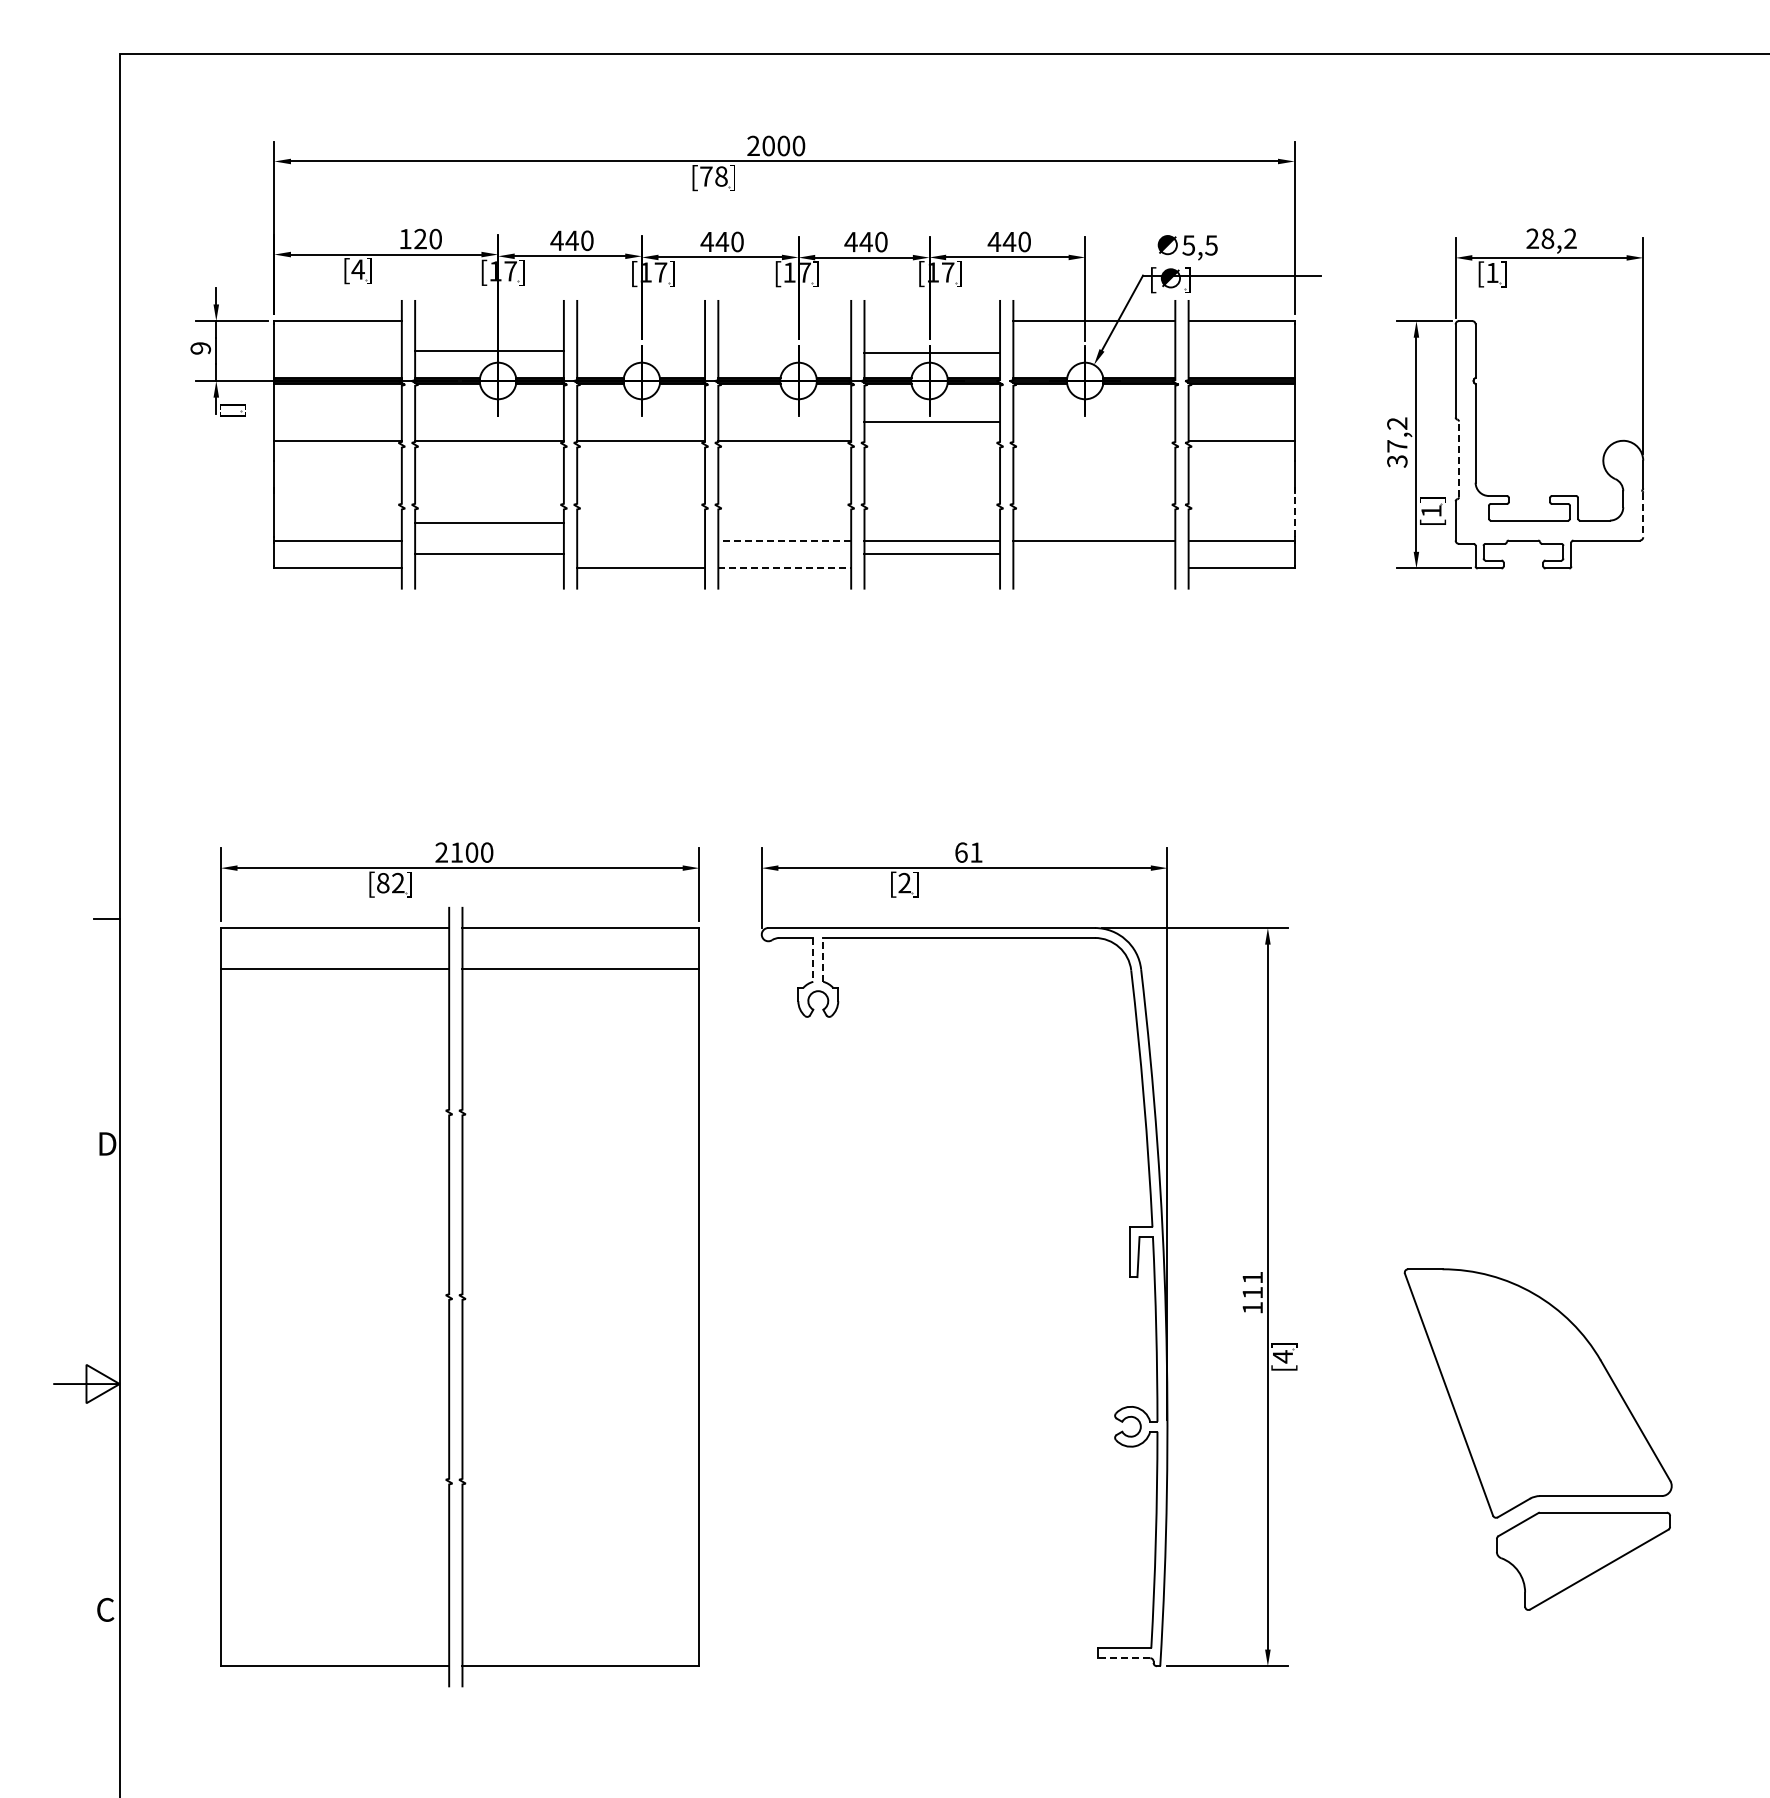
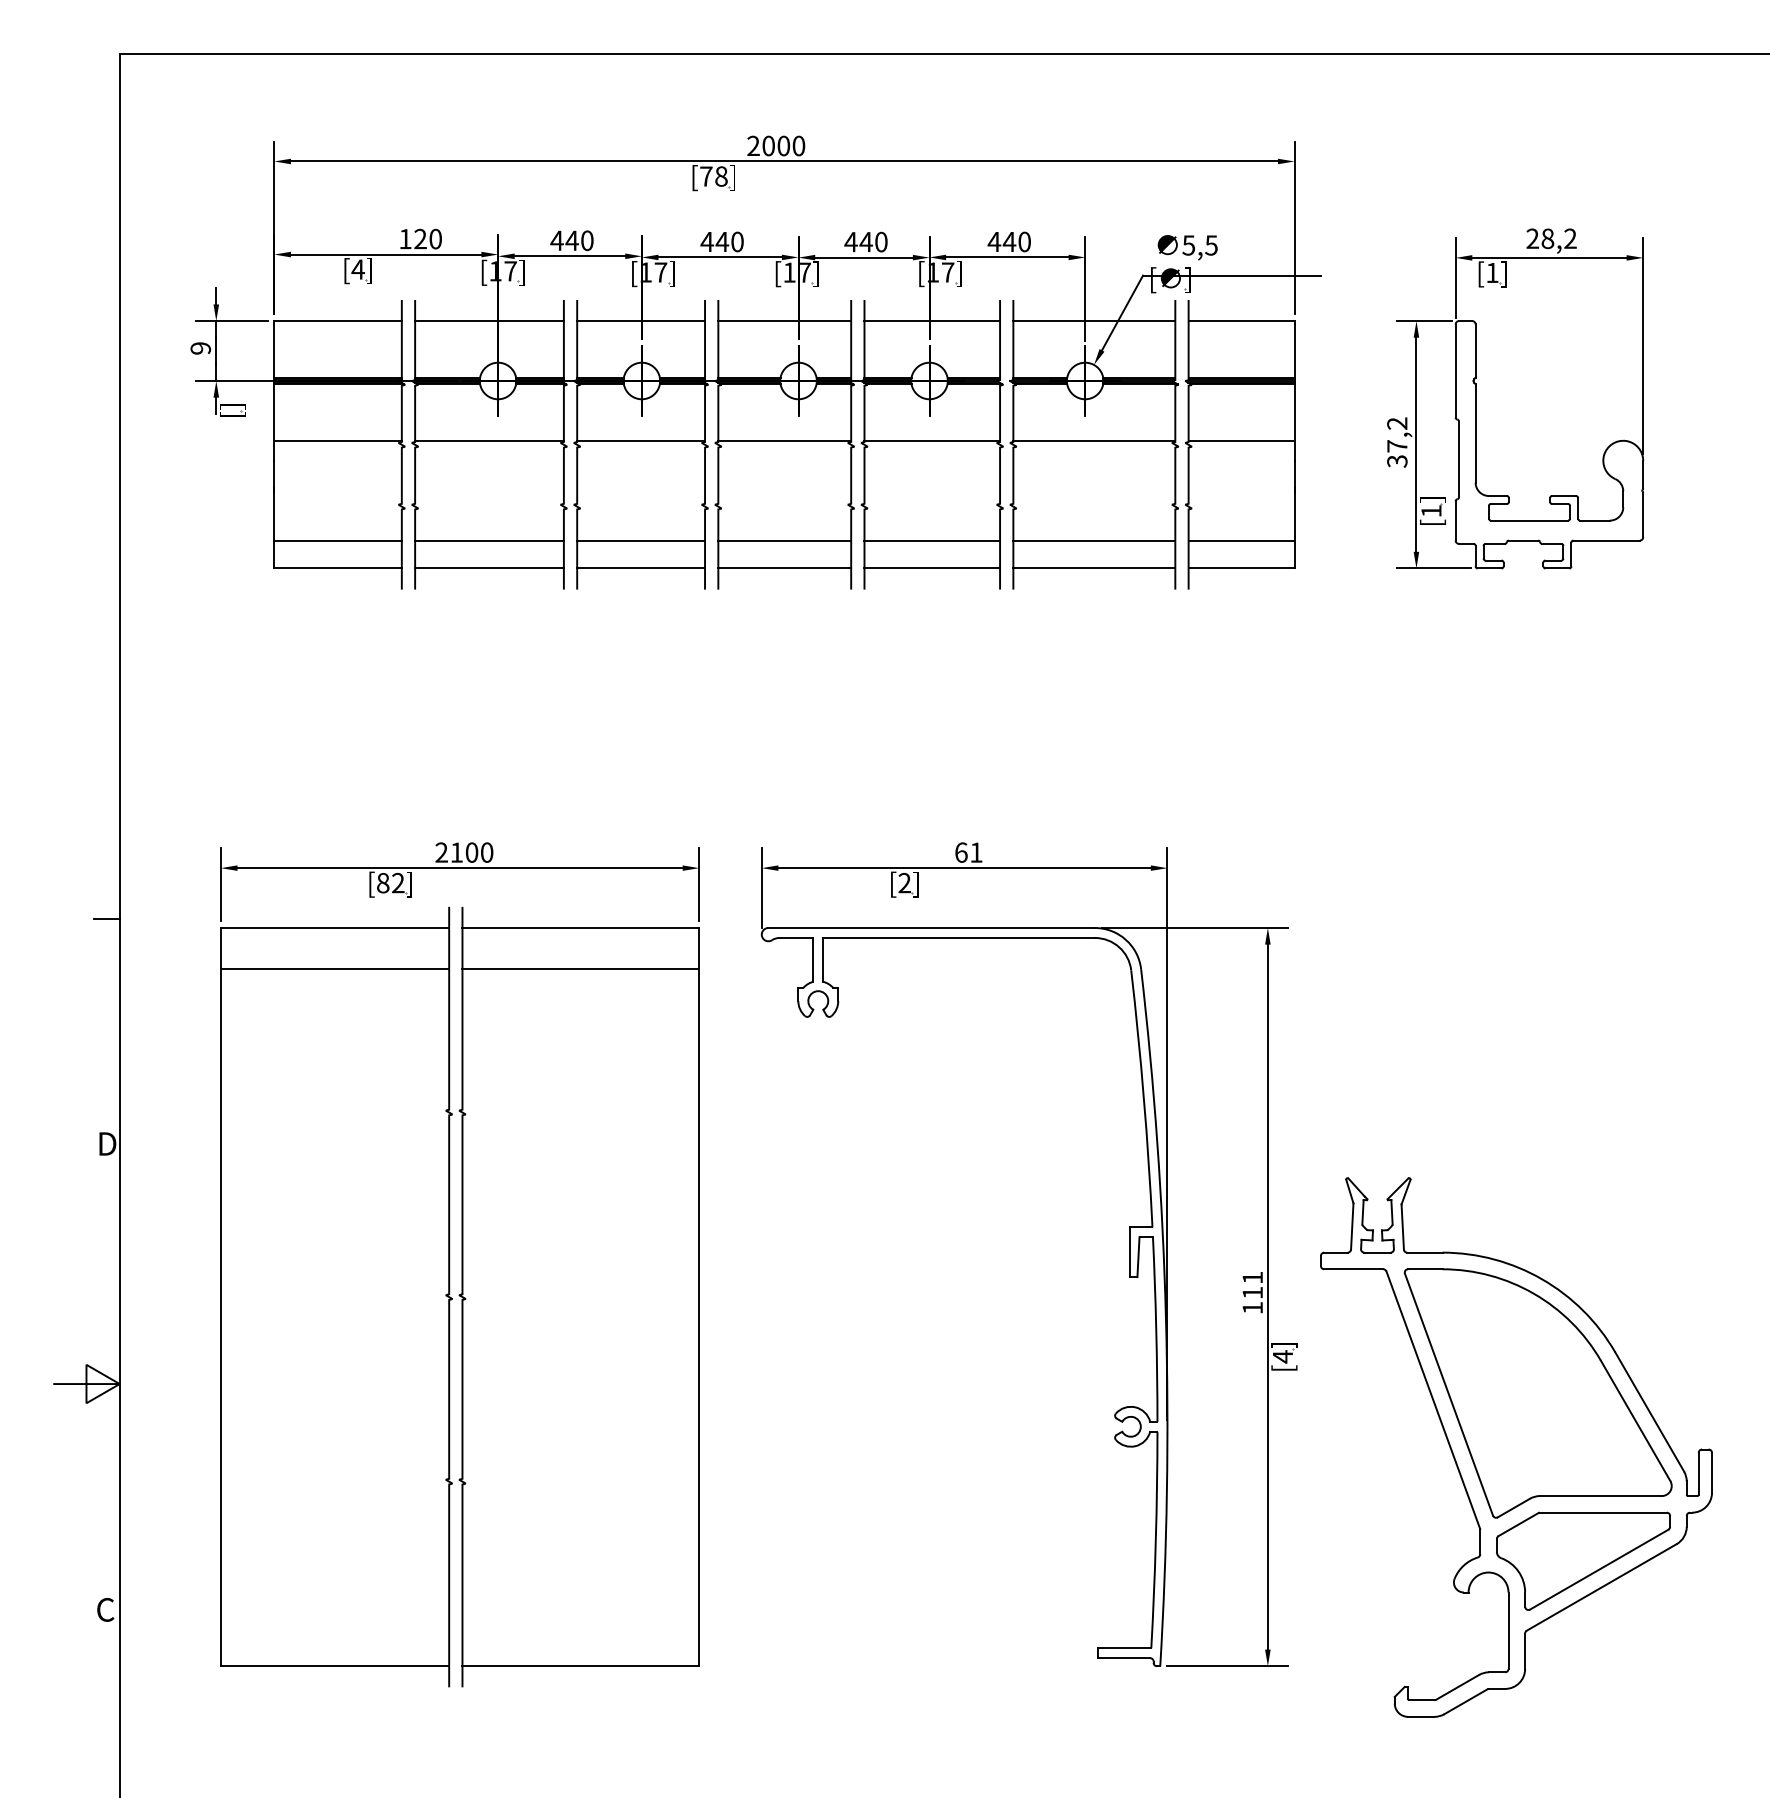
line: none -> present (641, 321)
line: none -> present (784, 321)
line position: (489, 351) -> (489, 321) (489, 321)
line position: (932, 353) -> (932, 321) (932, 321)
line position: (932, 421) -> (932, 440) (932, 440)
line: none -> present (1094, 440)
line: dashed -> solid (1459, 459)
line: dashed -> solid (1294, 514)
line: dashed -> solid (1643, 515)
line position: (489, 522) -> (489, 540) (489, 540)
line: none -> present (641, 540)
line: dashed -> solid (784, 540)
line position: (489, 554) -> (489, 568) (489, 568)
line position: (932, 554) -> (932, 568) (932, 568)
line: dashed -> solid (785, 568)
line: none -> present (1094, 568)
line: dashed -> solid (813, 959)
line: dashed -> solid (823, 959)
part: none -> present (1516, 1447)
line: dashed -> solid (1123, 1658)
